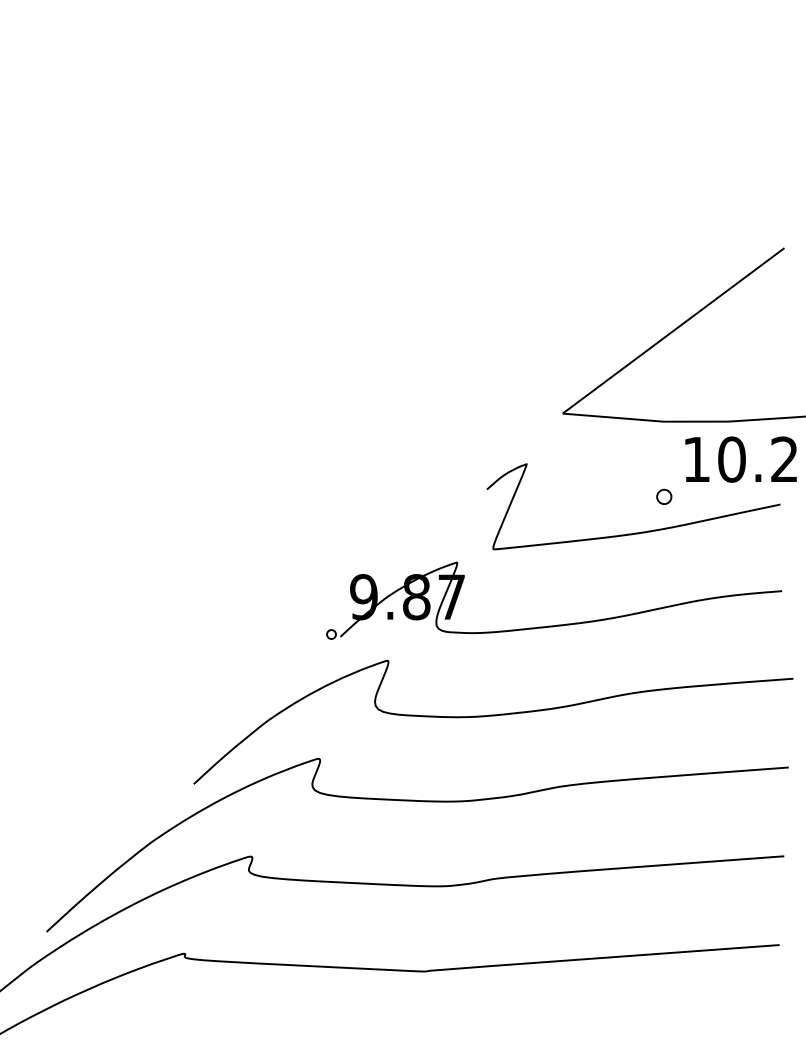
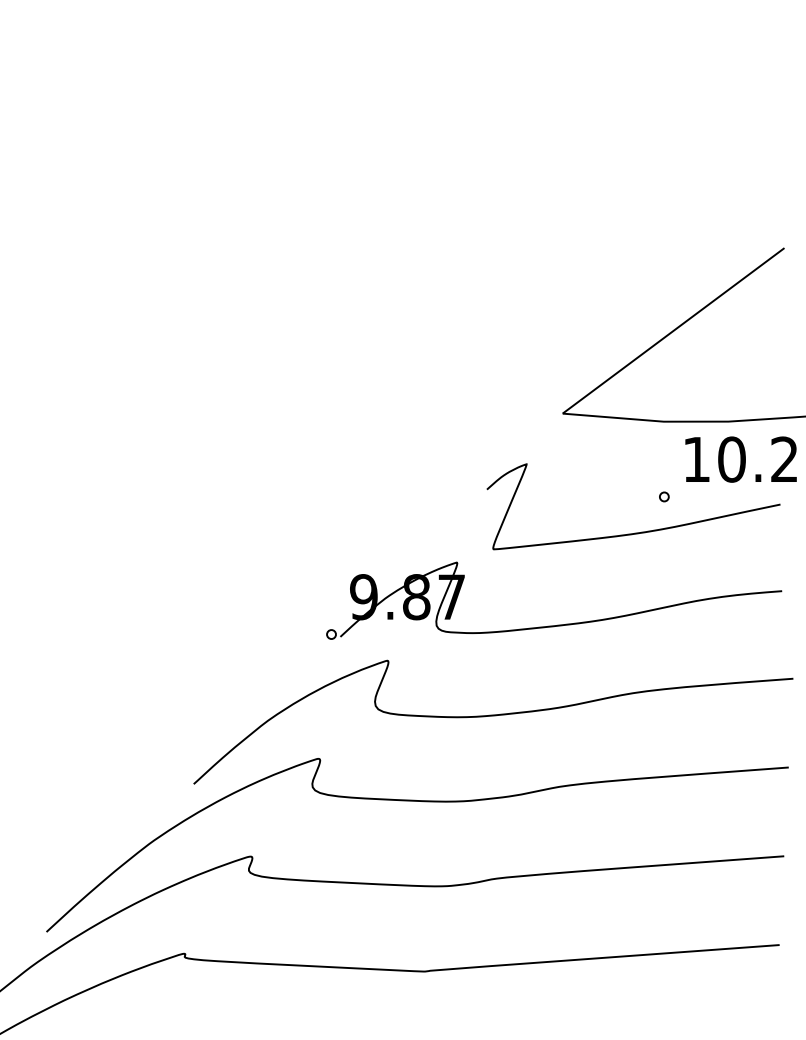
part size: 17x17 px -> 11x12 px (664, 496)
